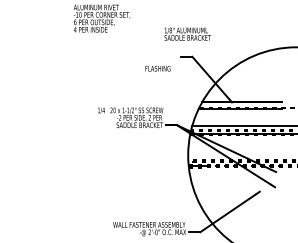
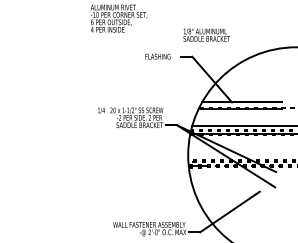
text position: (102, 18) -> (119, 18) (119, 18)
text position: (187, 33) -> (206, 34) (206, 34)
text position: (157, 68) -> (157, 56) (157, 56)
